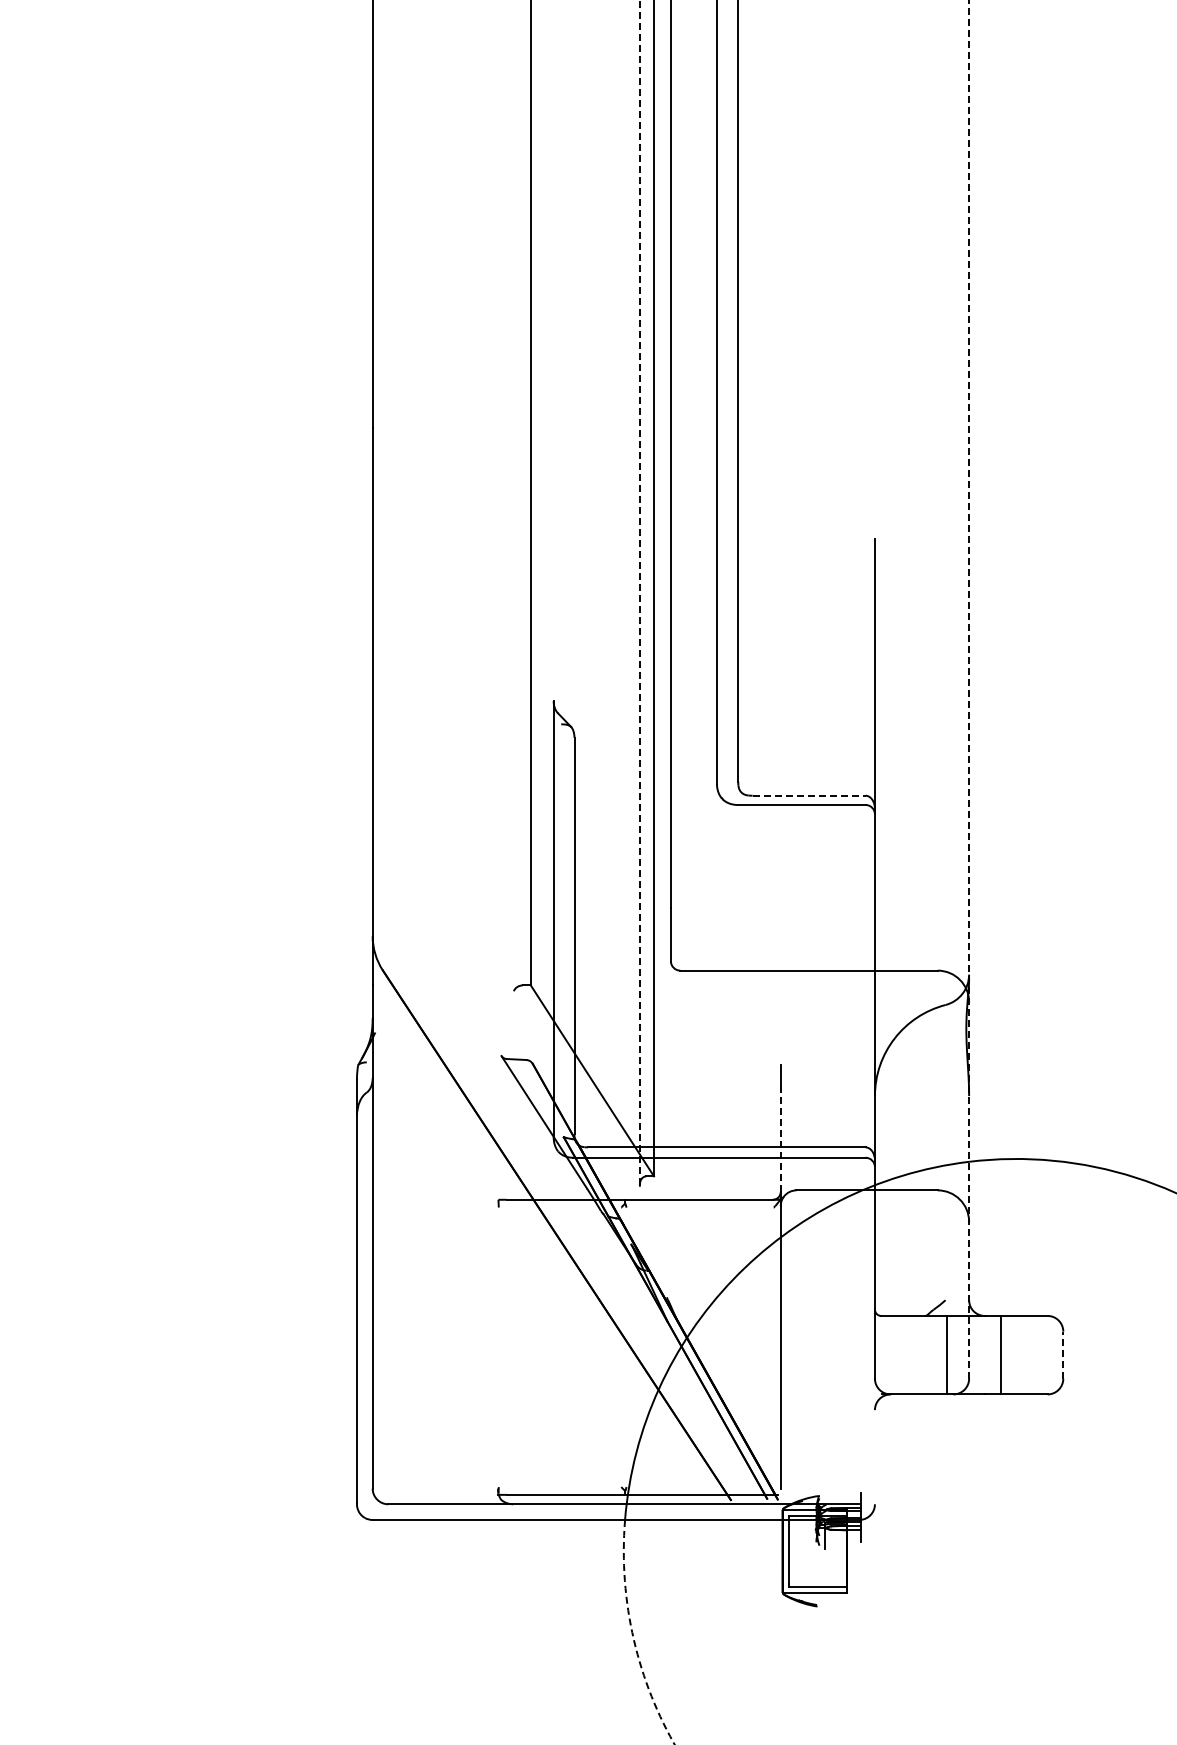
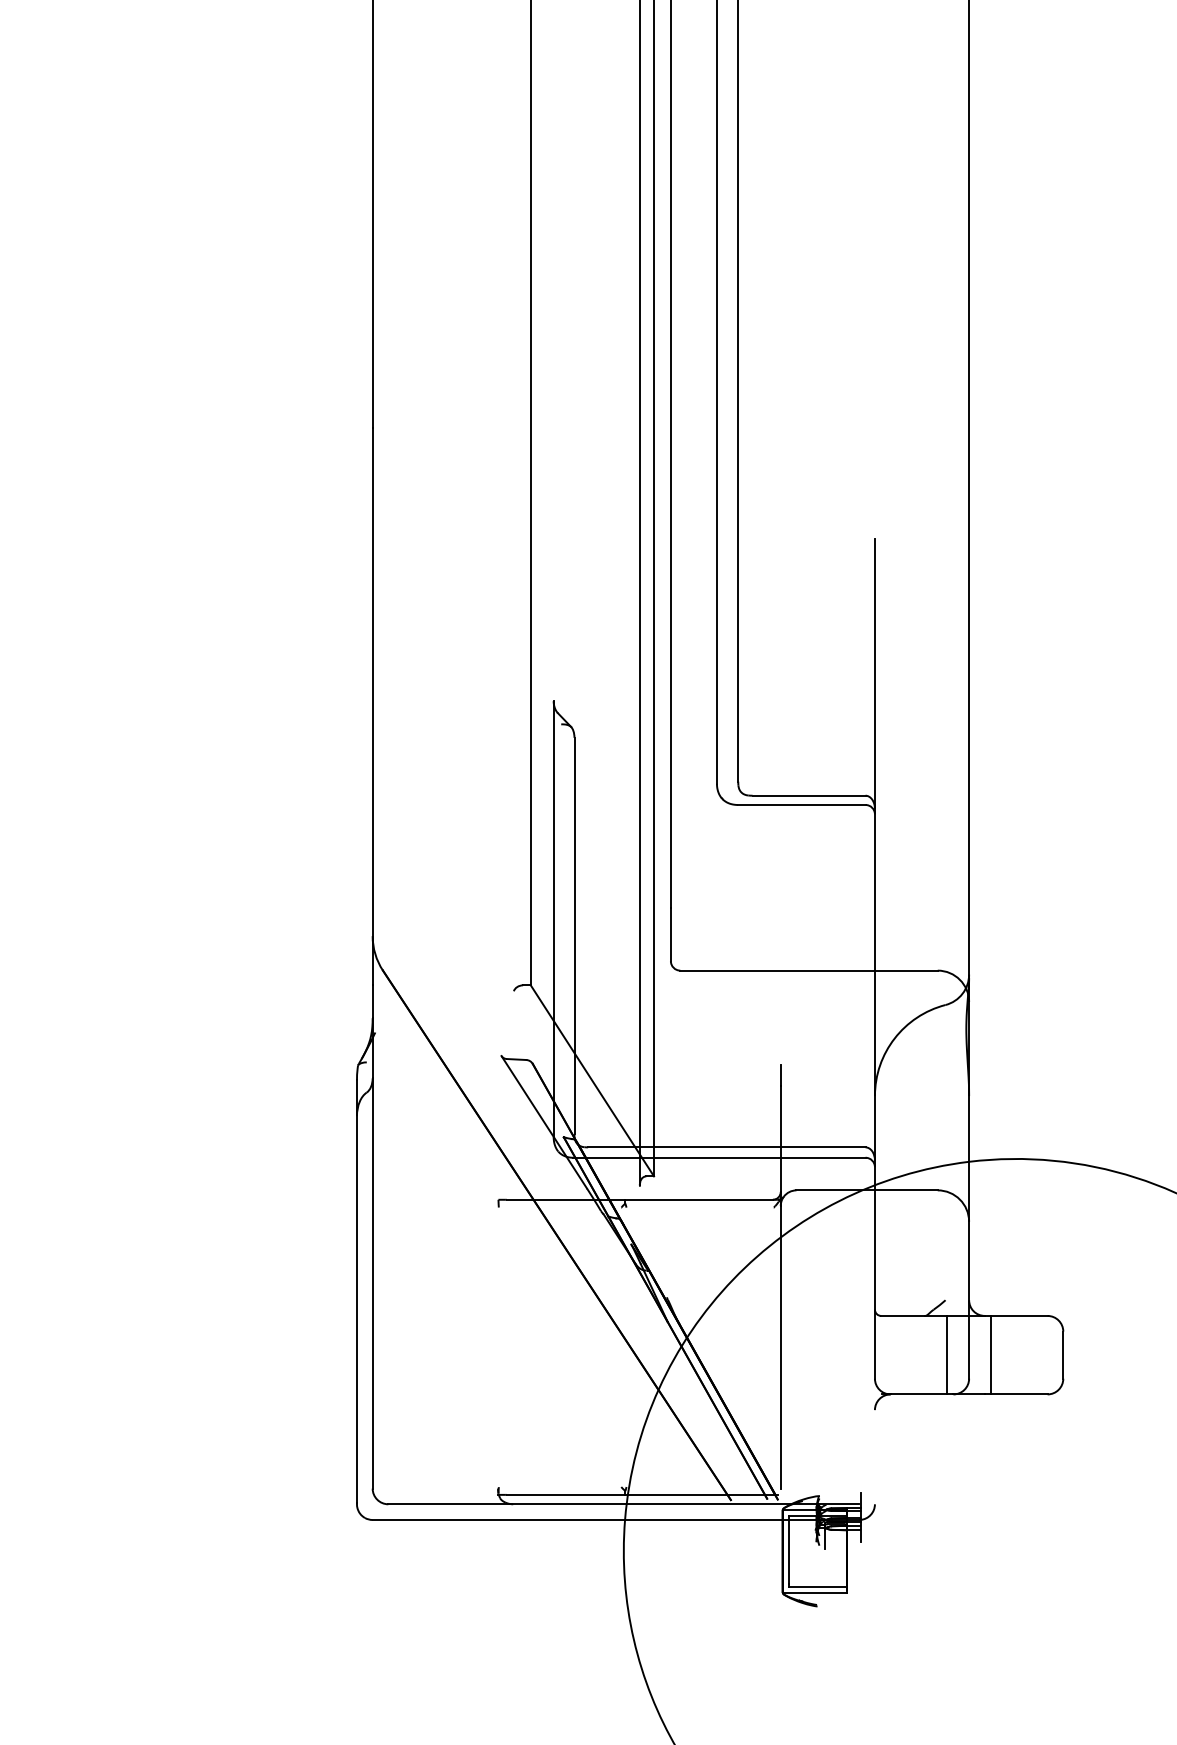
line: dashed -> solid (639, 592)
line: dashed -> solid (969, 689)
line: dashed -> solid (809, 795)
line: dashed -> solid (780, 1139)
line position: (1001, 1354) -> (991, 1354) (991, 1354)
line: dashed -> solid (1063, 1355)
arc: dashed -> solid (633, 1635)
